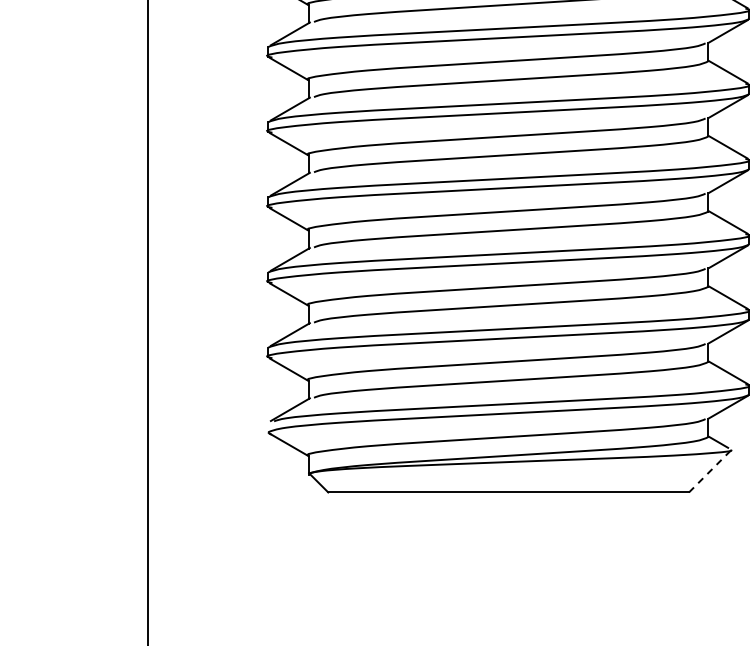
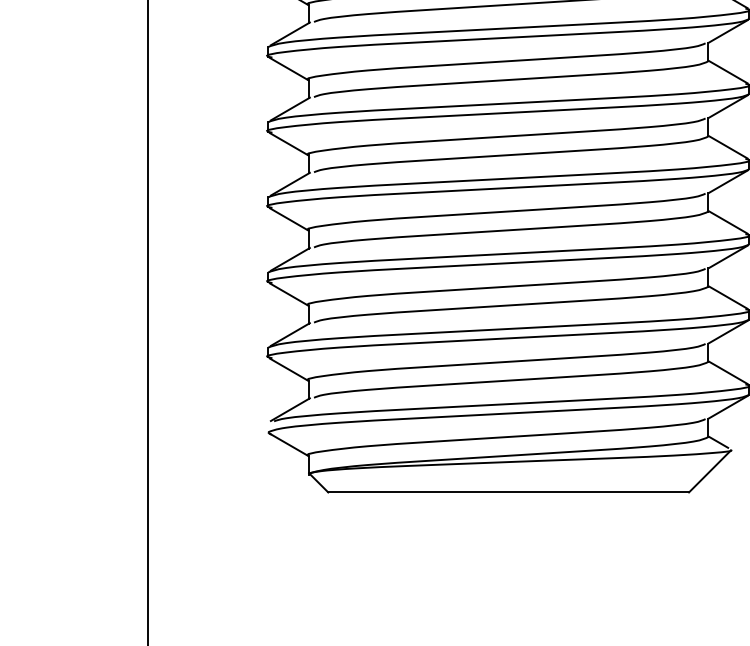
line: dashed -> solid (709, 471)
